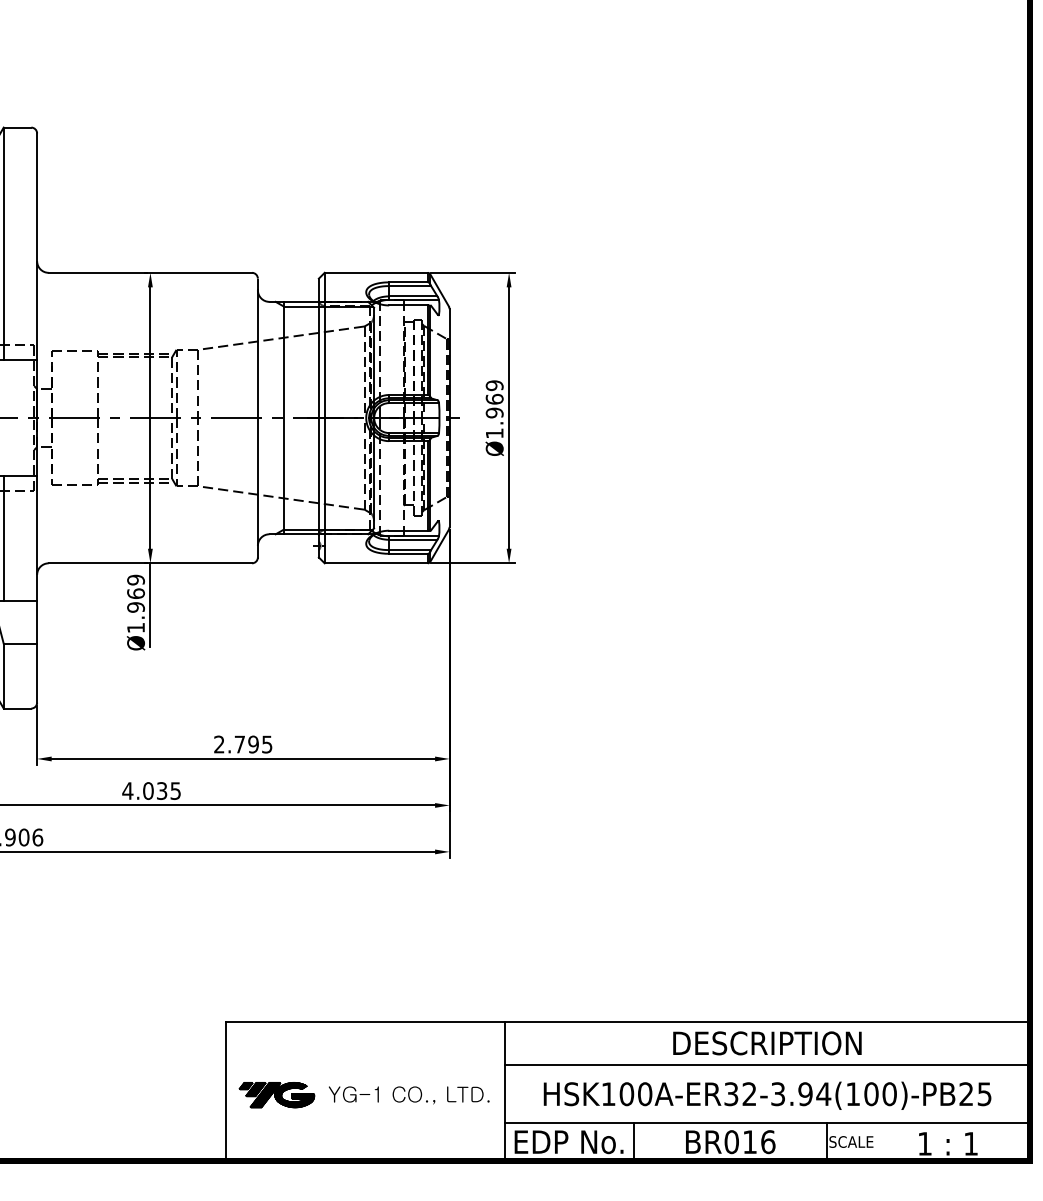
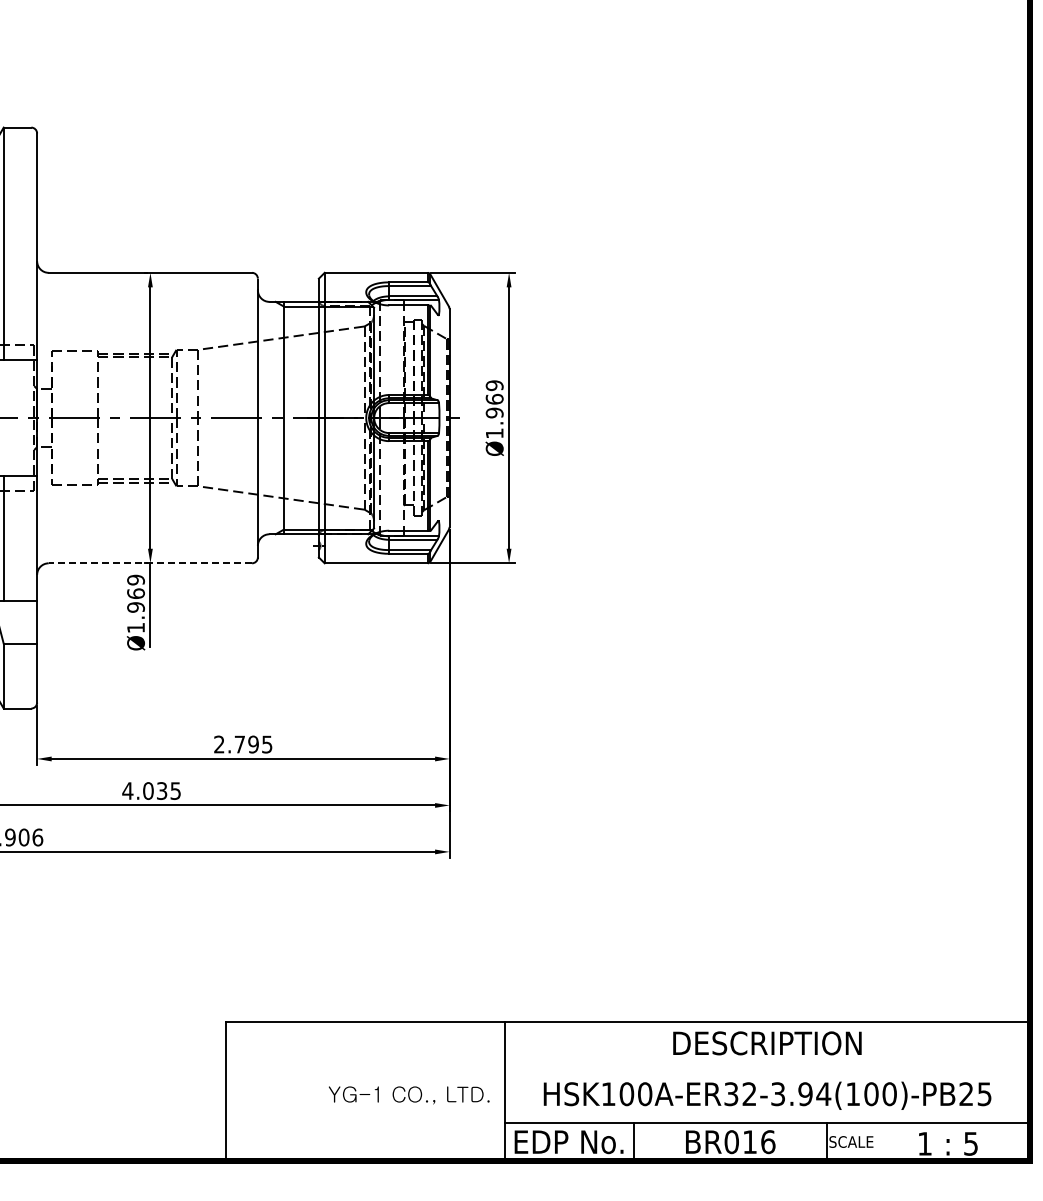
line: solid -> dashed (150, 563)
line: present -> none (767, 1065)
part: present -> none (276, 1095)
text: 1 -> 5 (970, 1143)
